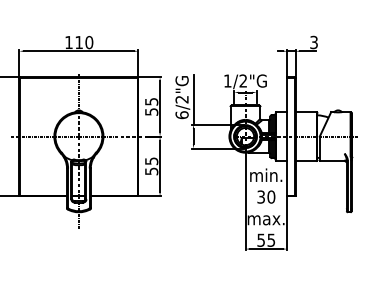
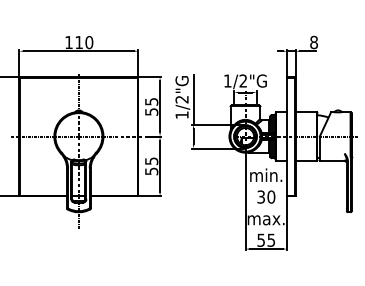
text: 3 -> 8 (314, 42)
text: 6/2"G -> 1/2"G (181, 115)
